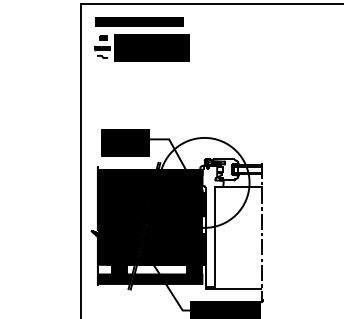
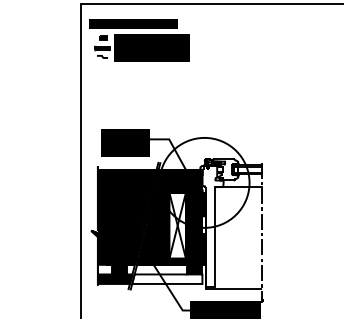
text position: (139, 21) -> (133, 23) (133, 23)
fill: present -> none (177, 225)
fill: present -> none (167, 278)
